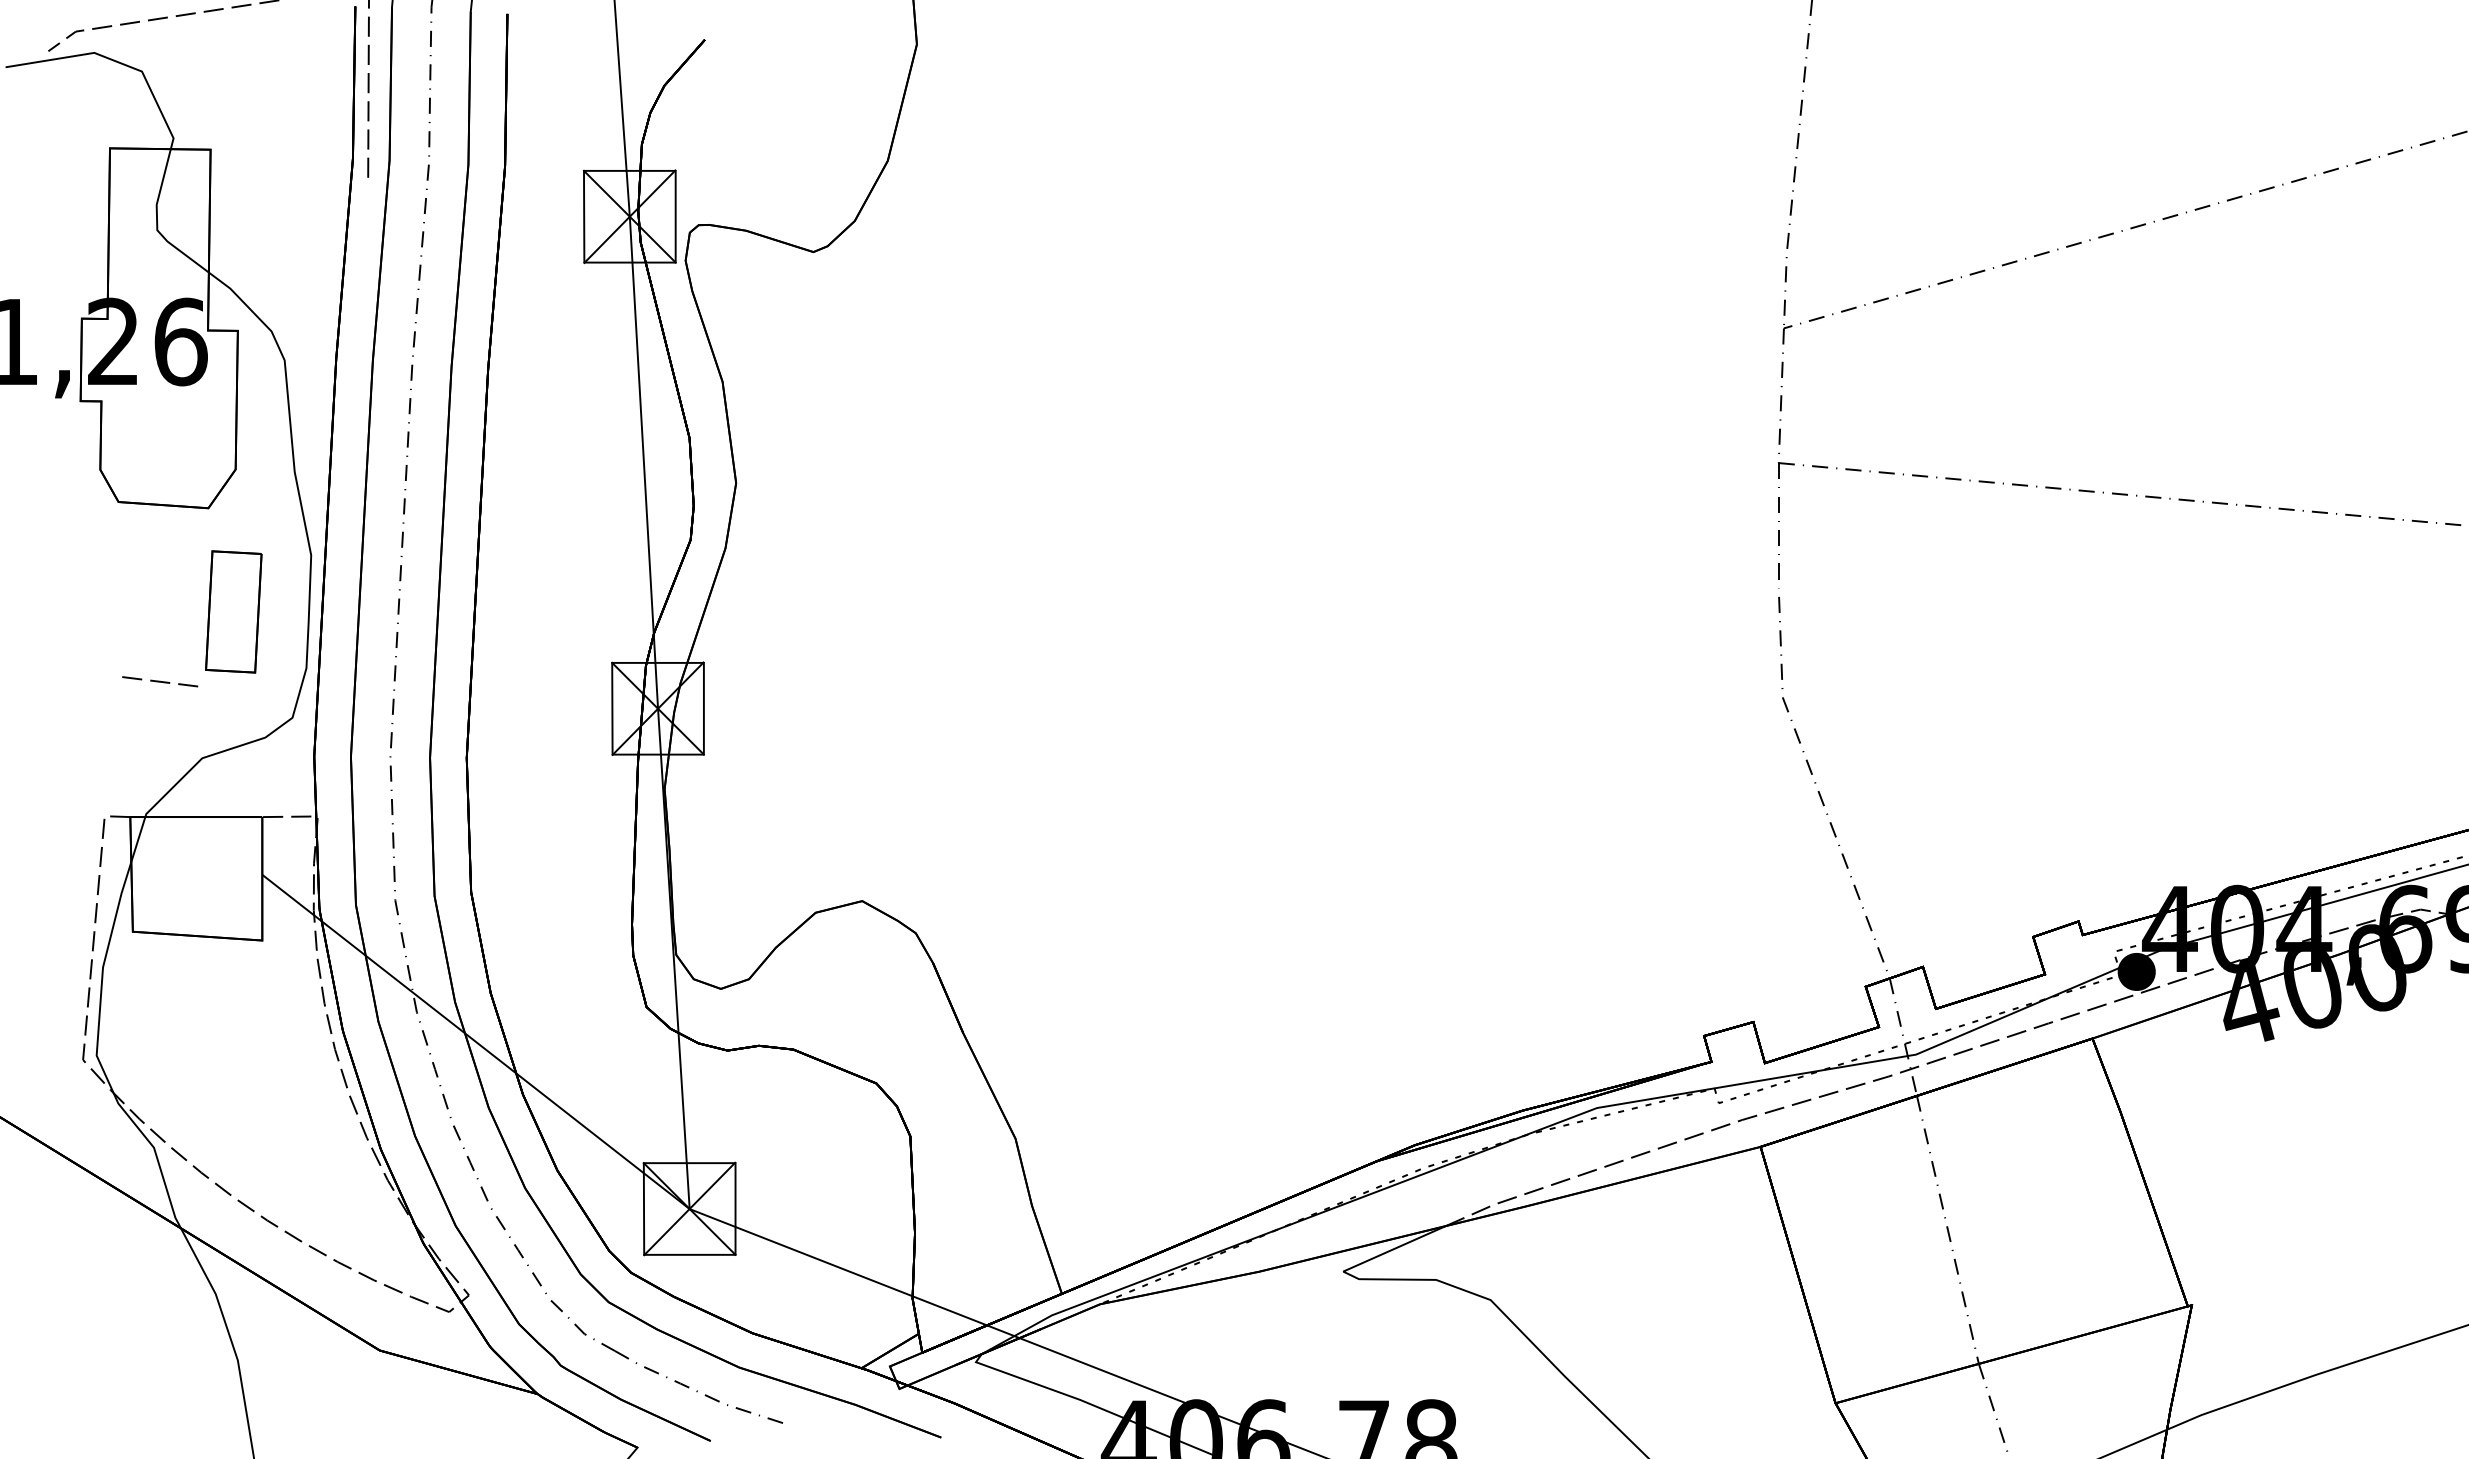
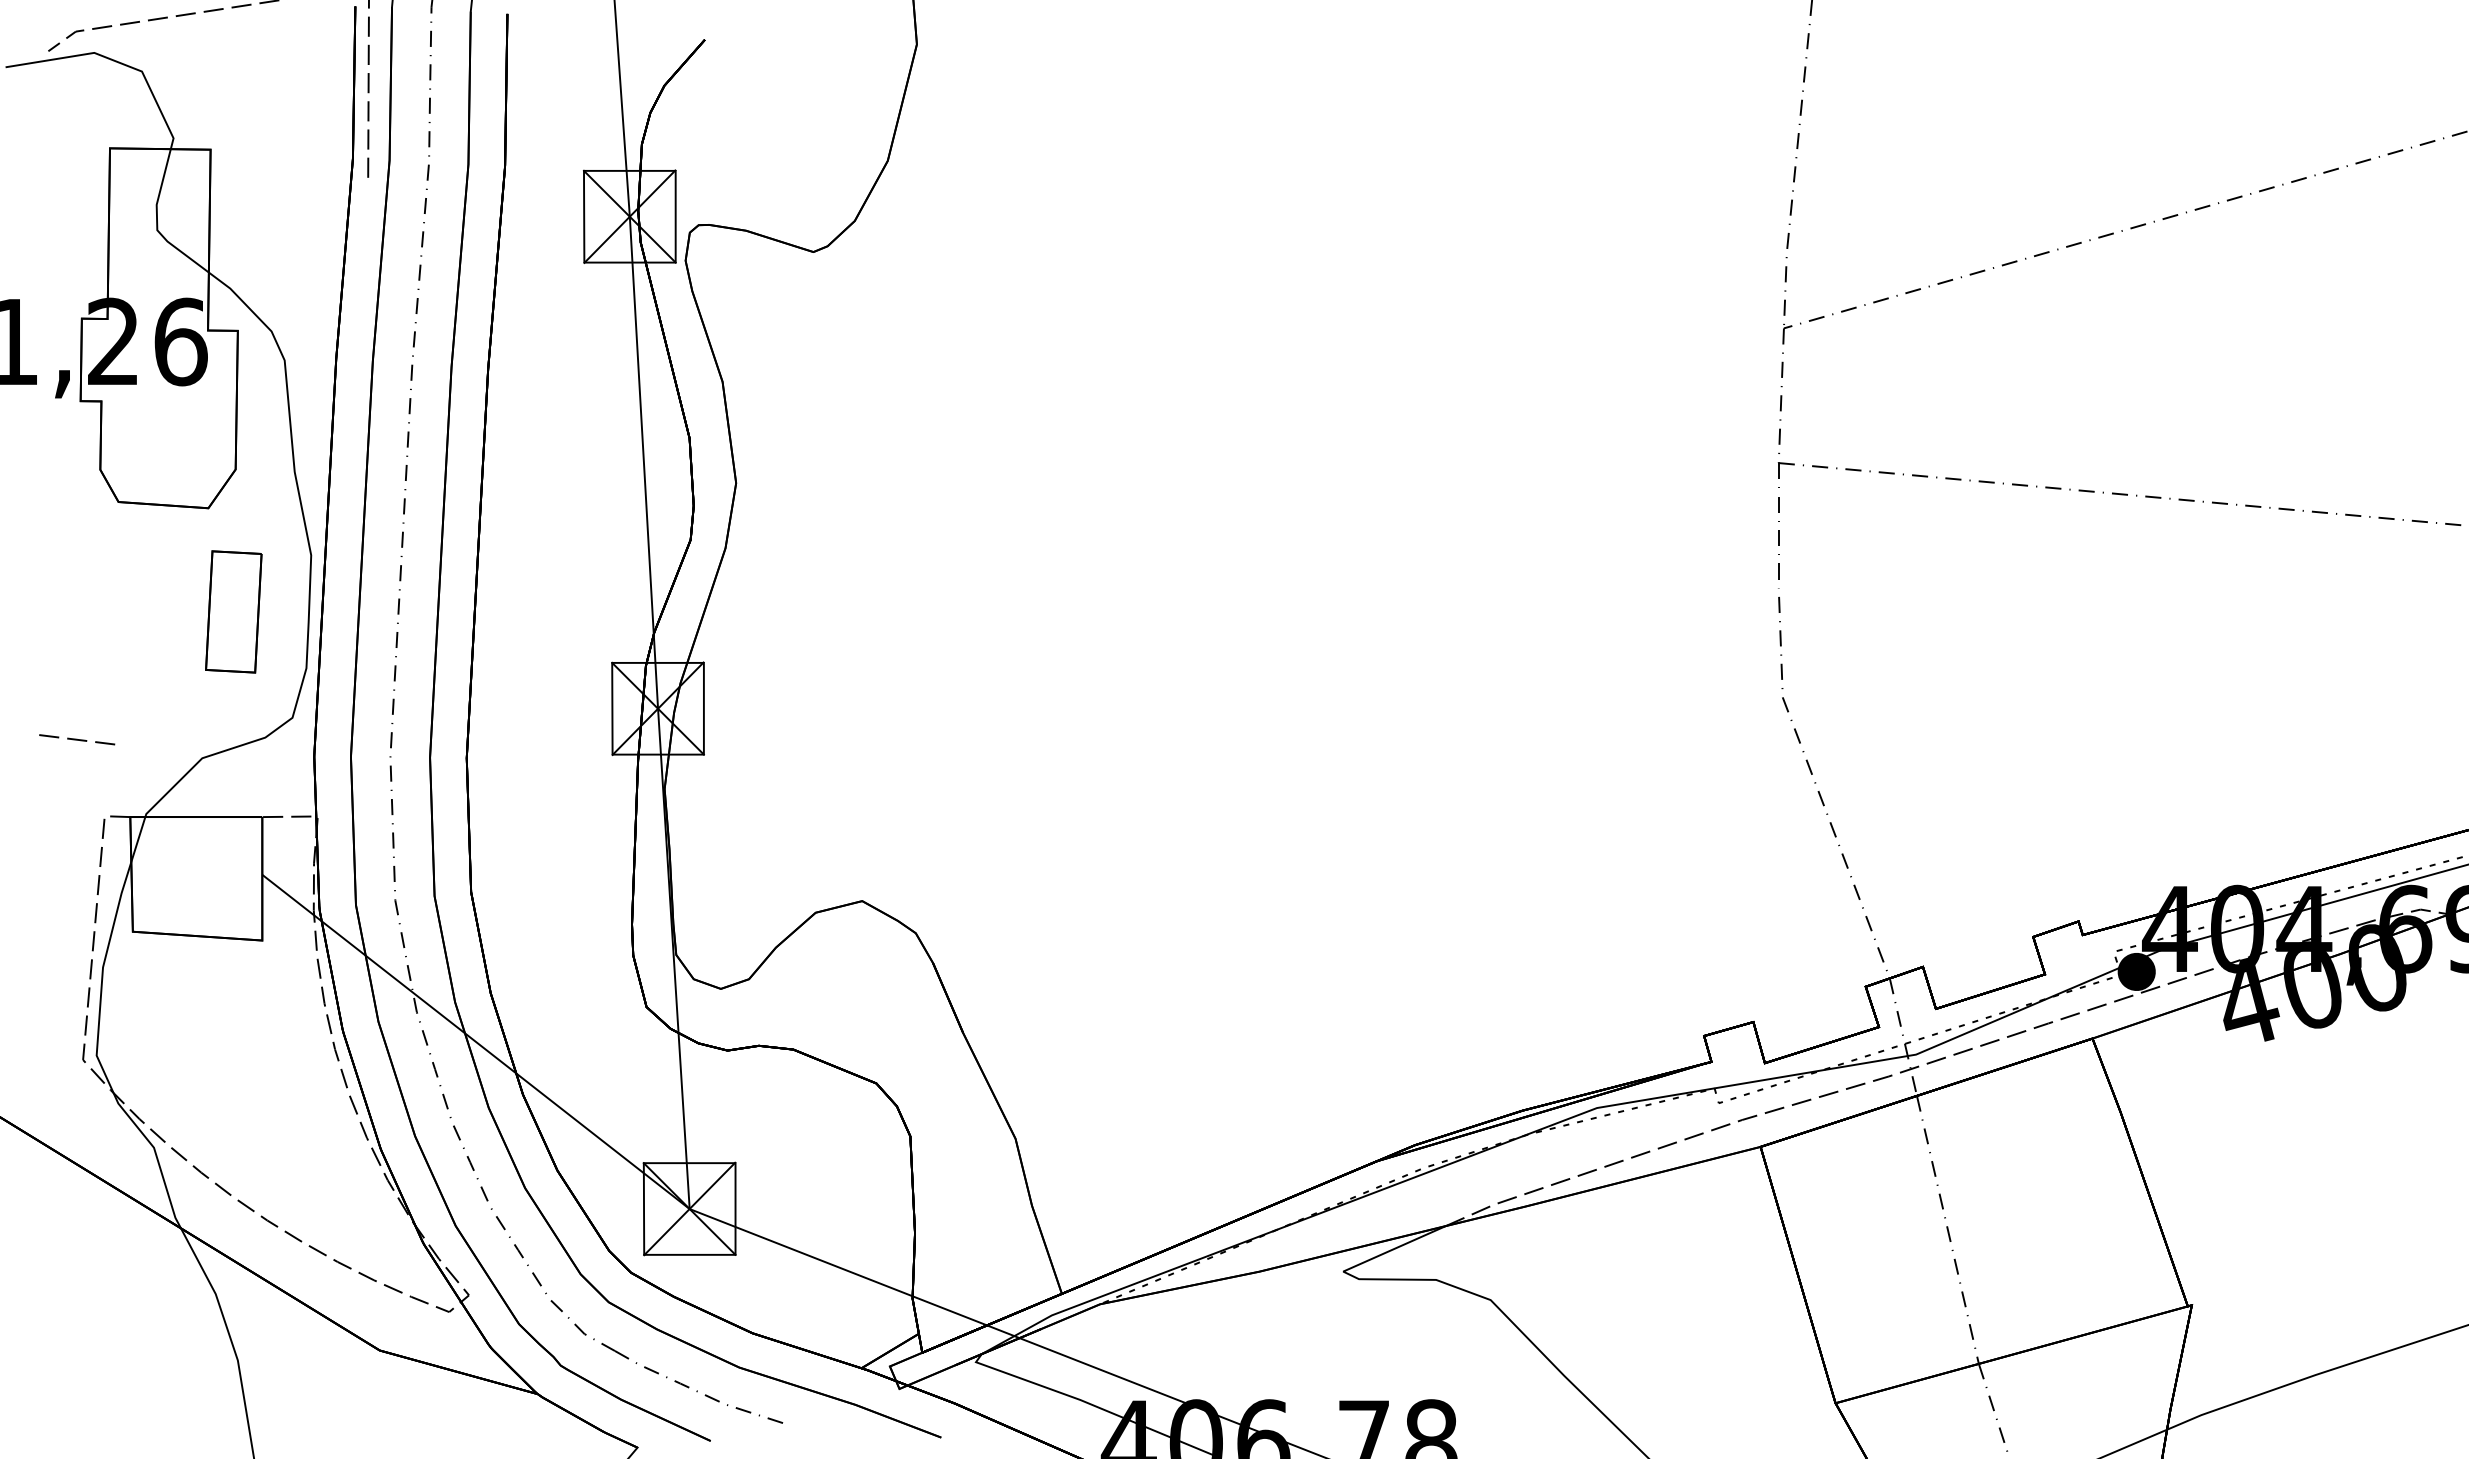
line position: (160, 681) -> (77, 739) (77, 739)
